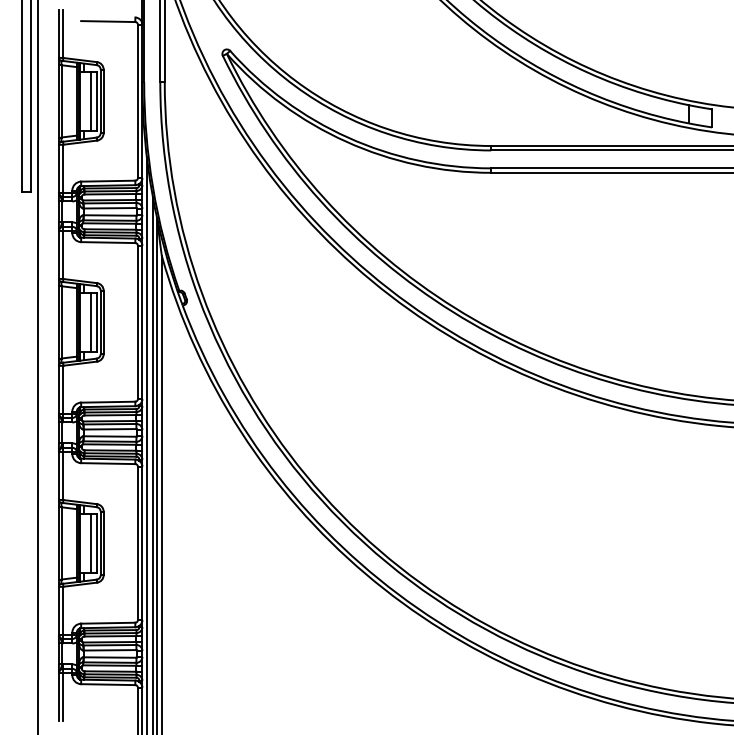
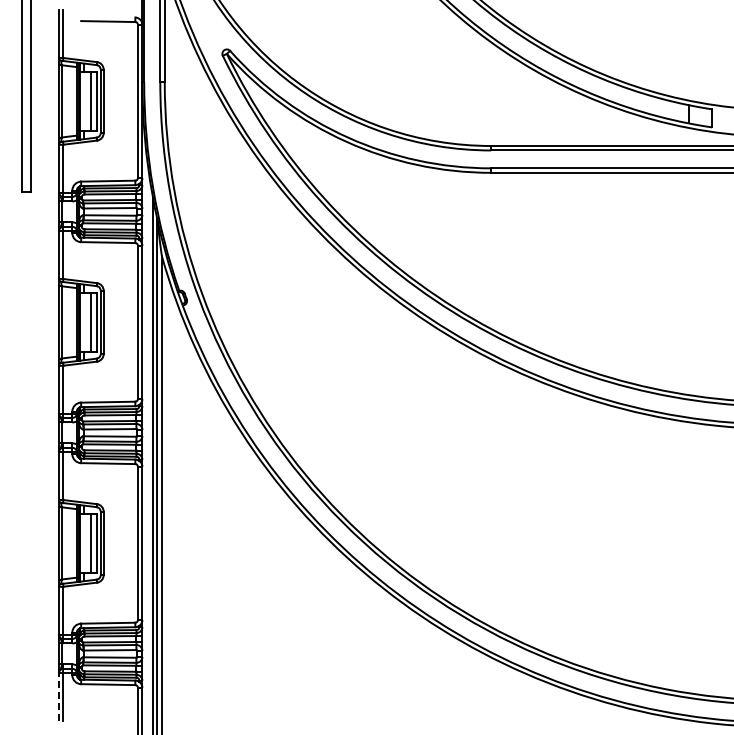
line: present -> none (38, 366)
line: present -> none (146, 444)
line: solid -> dashed (58, 697)
